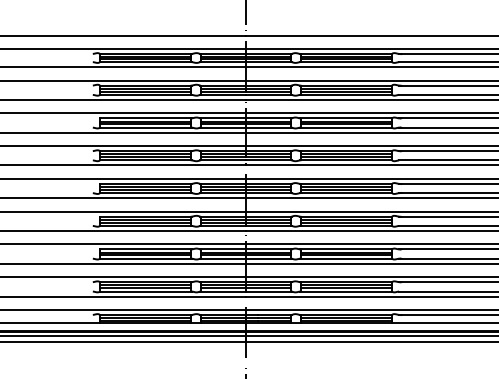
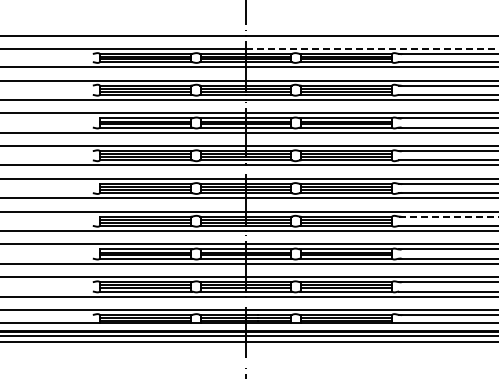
line: solid -> dashed (372, 48)
line: solid -> dashed (449, 216)
